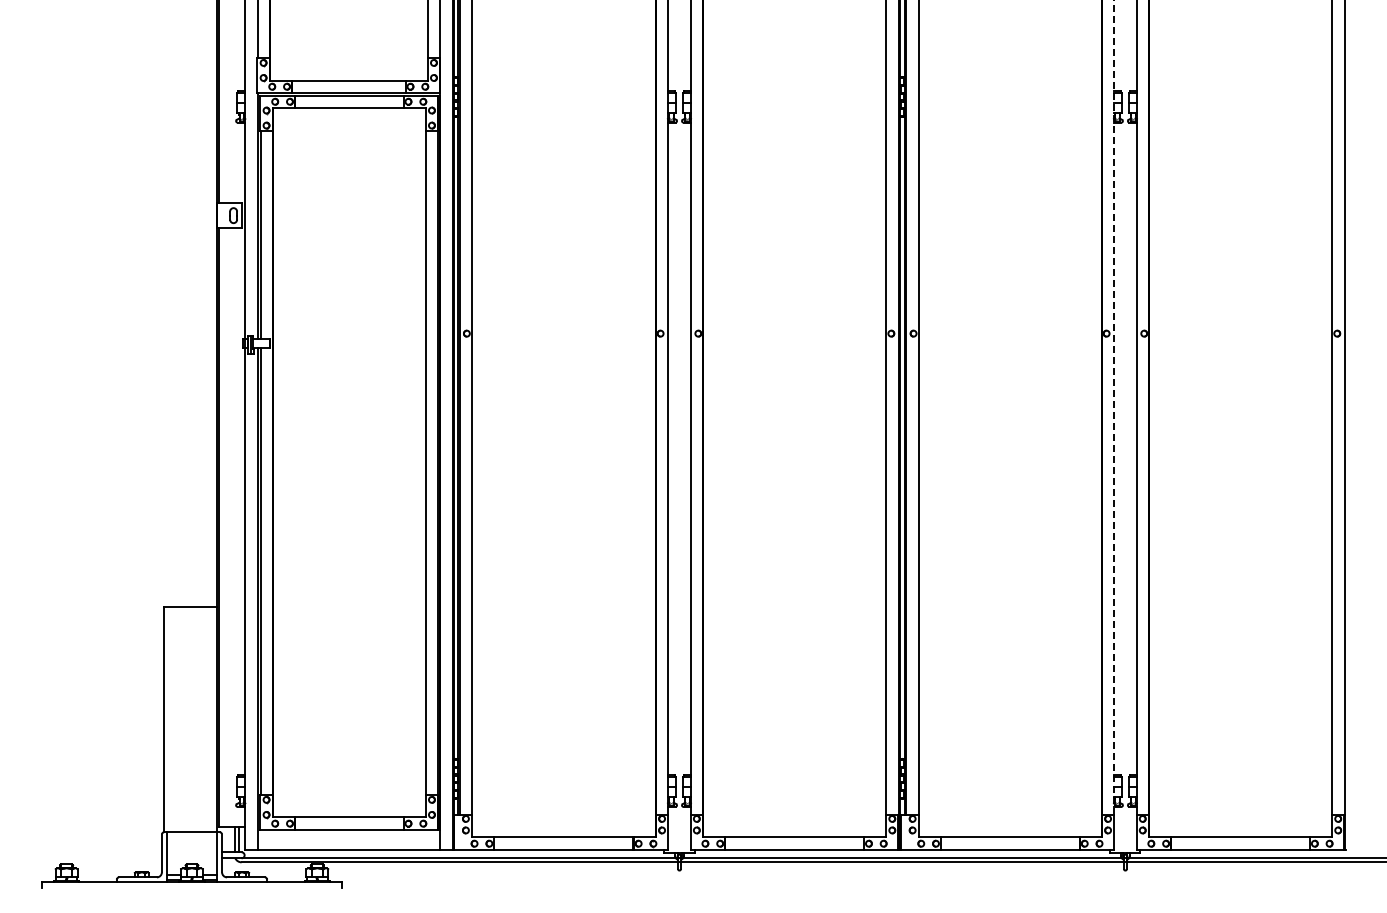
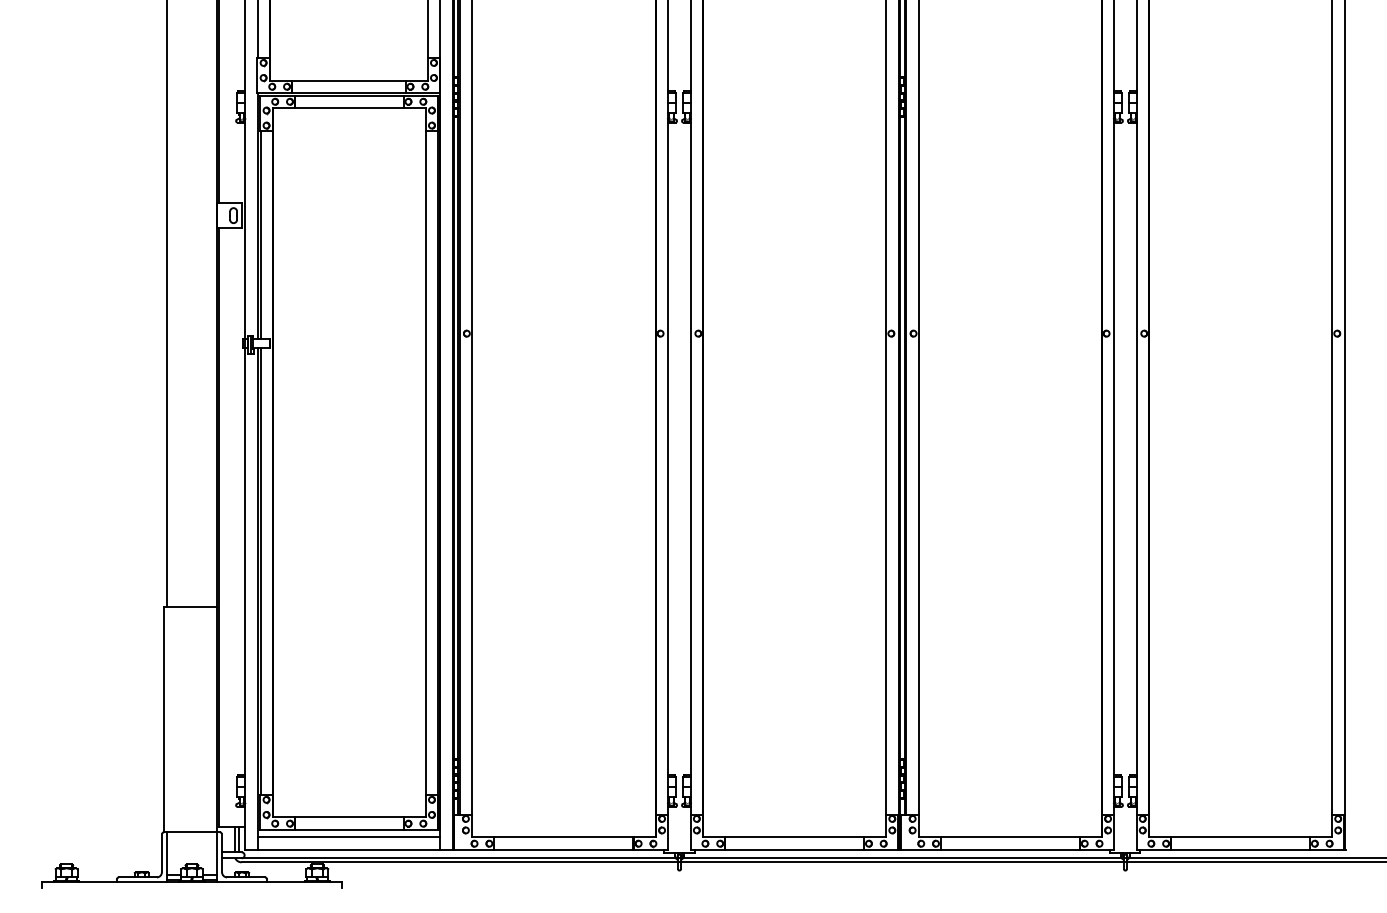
line: none -> present (166, 304)
line: dashed -> solid (1113, 406)
line: none -> present (348, 837)
